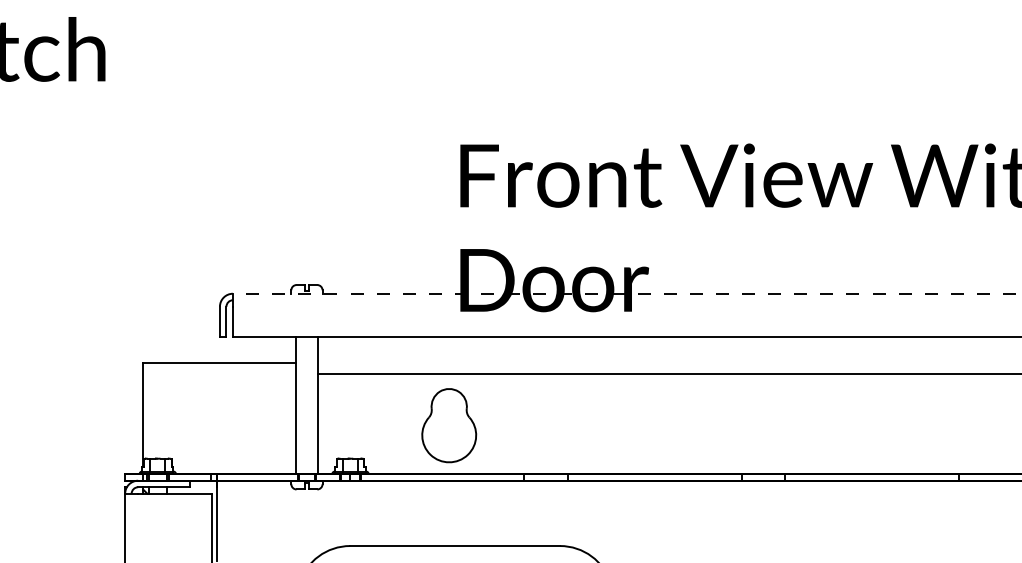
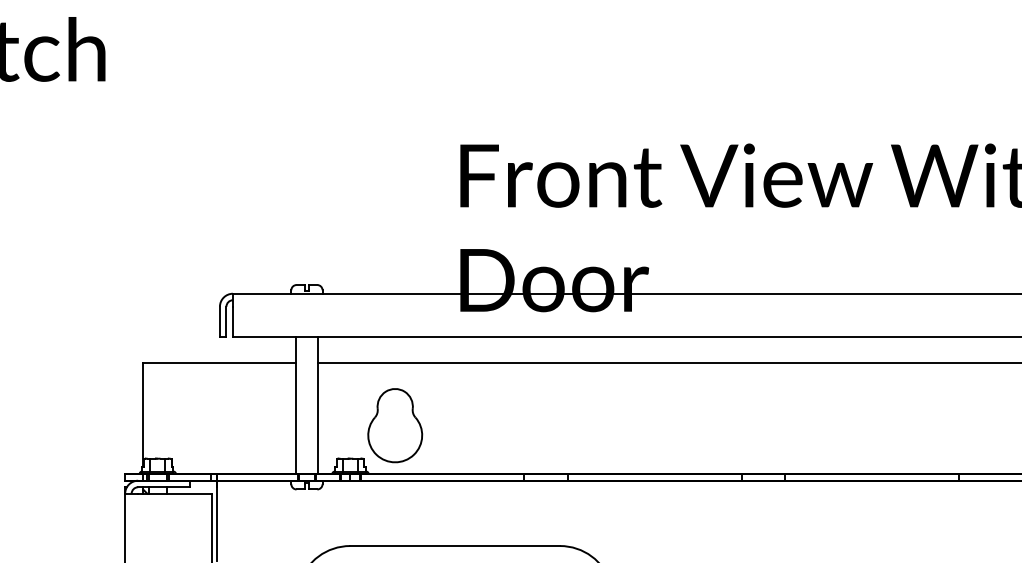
line: dashed -> solid (626, 293)
line position: (667, 374) -> (667, 363) (667, 363)
part position: (449, 425) -> (395, 425) (395, 425)
